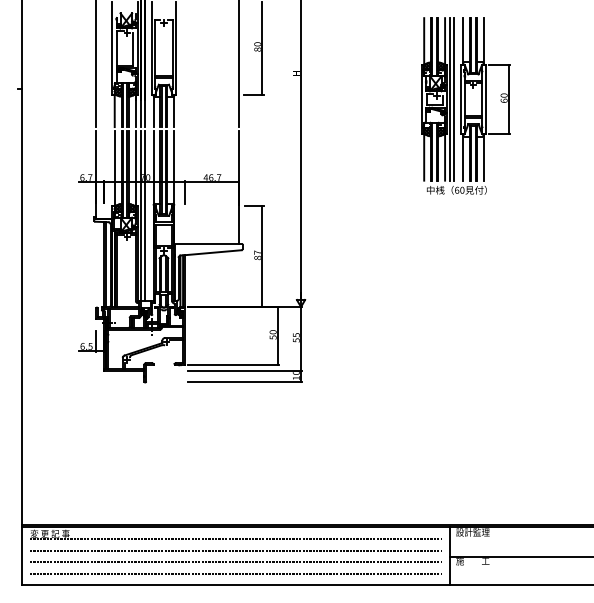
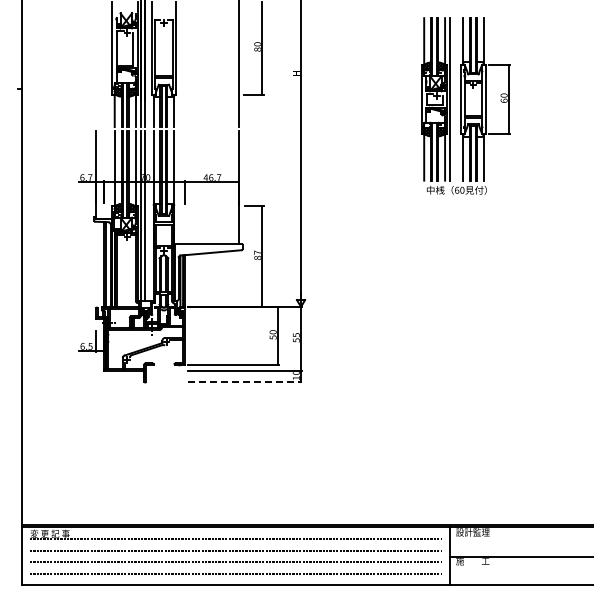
line: present -> none (95, 64)
line: present -> none (454, 99)
line: solid -> dashed (245, 382)
